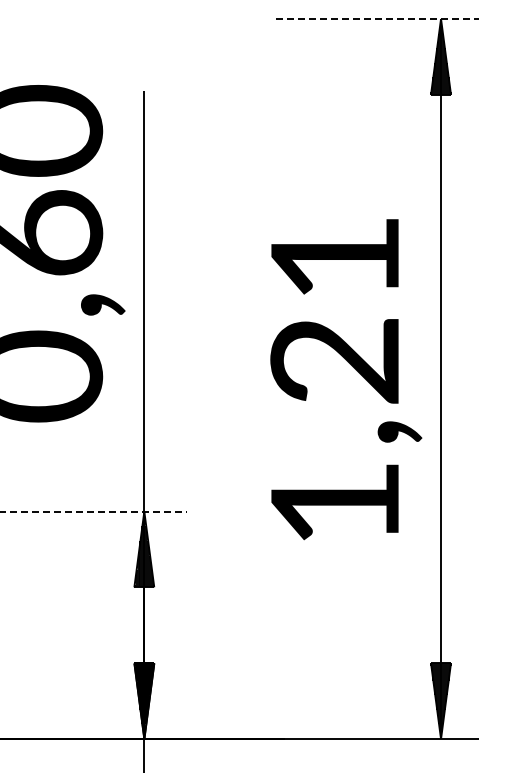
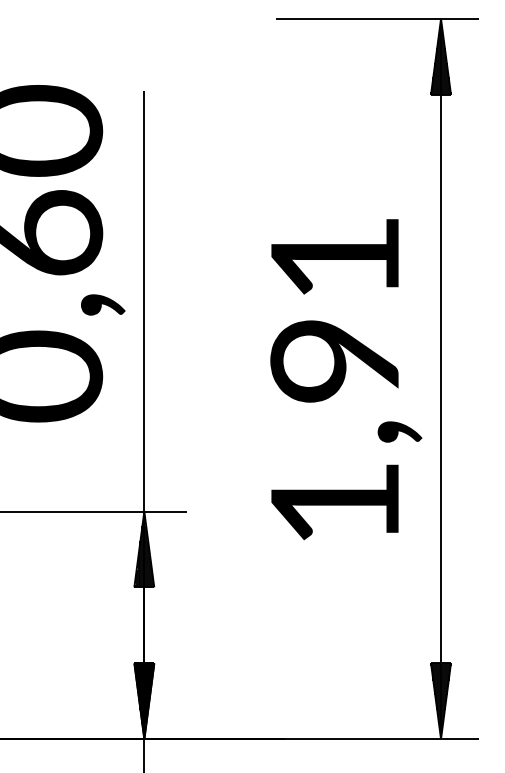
line: dashed -> solid (378, 19)
text: 1,21 -> 1,91 (334, 361)
line: dashed -> solid (93, 511)
